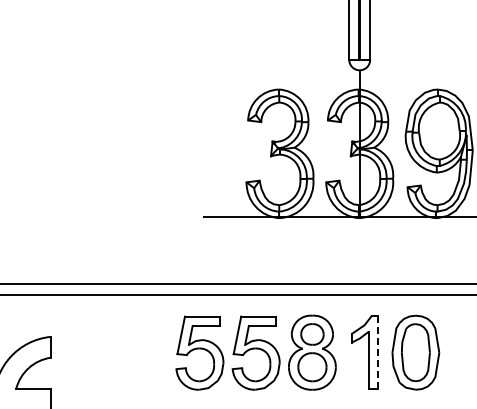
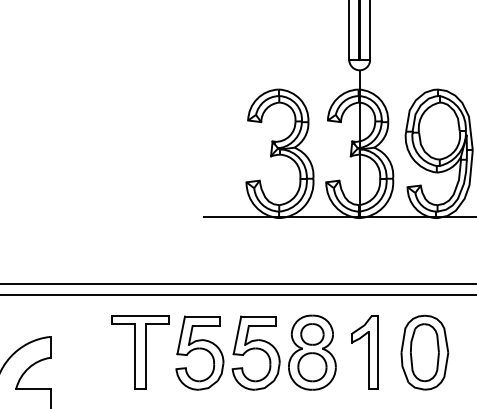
part: none -> present (140, 352)
line: dashed -> solid (378, 352)
part position: (415, 352) -> (424, 352) (424, 352)
